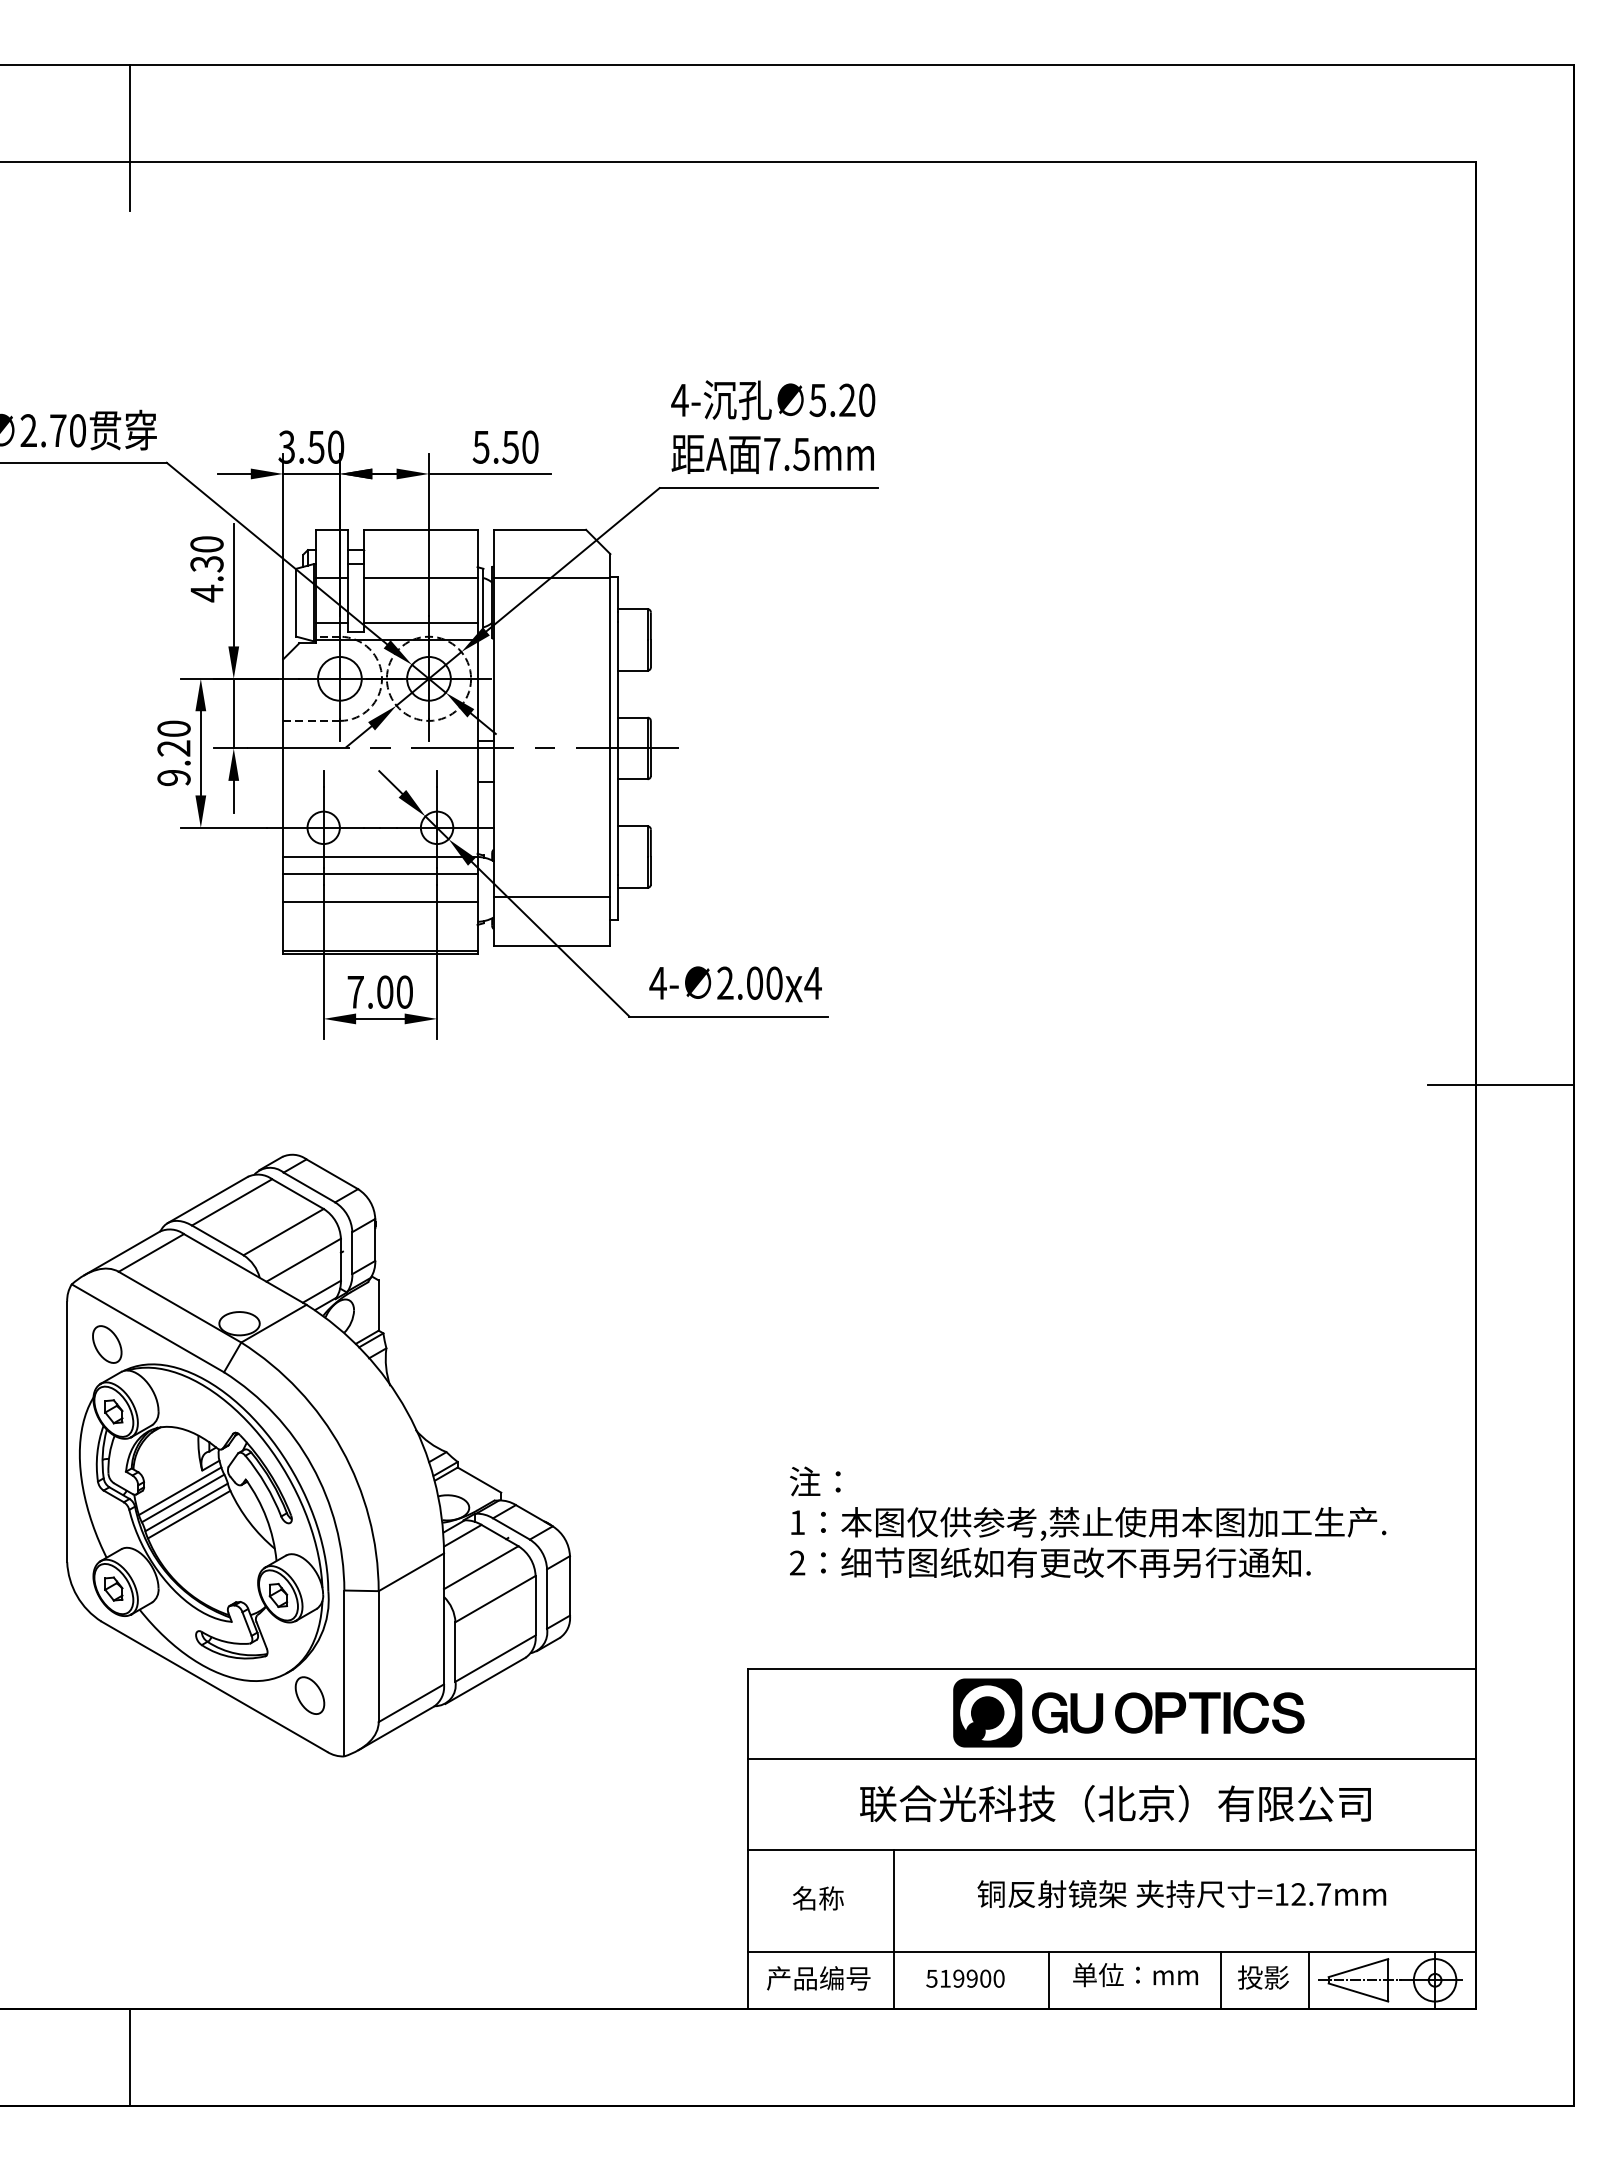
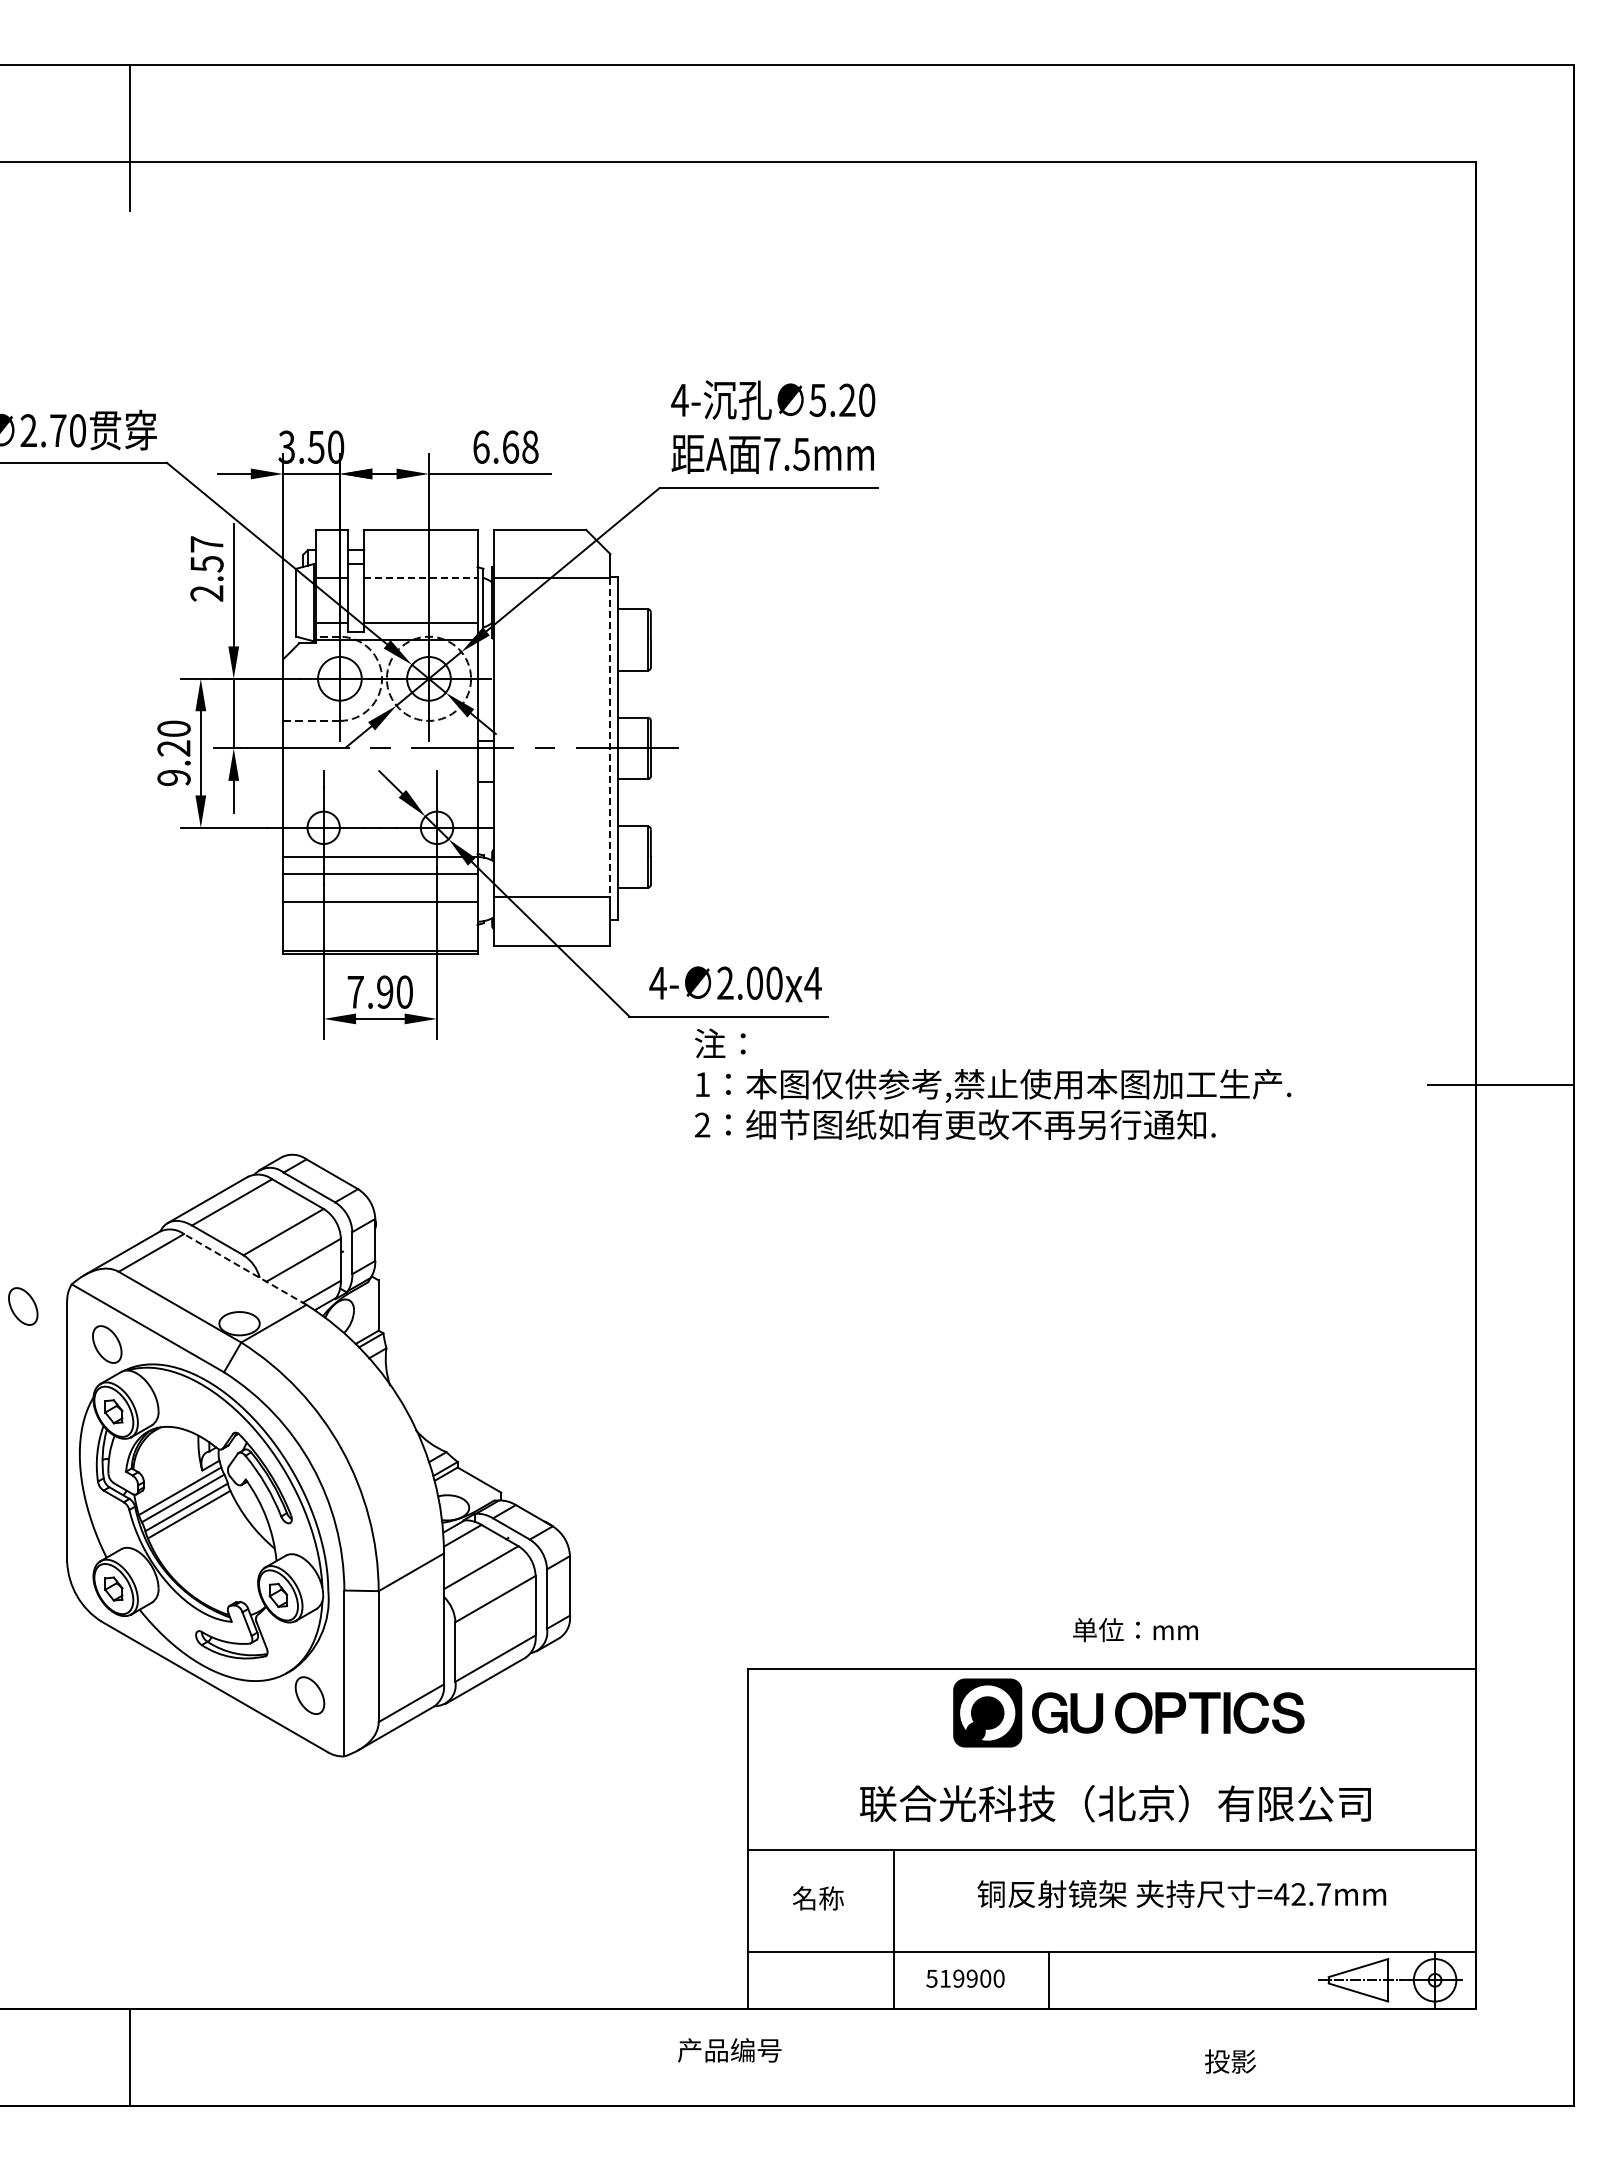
text: 5.50 -> 6.68 (505, 446)
text: 4.30 -> 2.57 (206, 569)
line: solid -> dashed (420, 578)
line: solid -> dashed (610, 737)
text: 7.00 -> 7.90 (385, 991)
line: solid -> dashed (245, 1269)
part: none -> present (23, 1306)
text position: (1088, 1521) -> (993, 1083) (993, 1083)
line: present -> none (1111, 1759)
text: =12.7mm -> =42.7mm (1281, 1894)
part position: (1135, 1975) -> (1135, 1630) (1135, 1630)
text position: (1263, 1977) -> (1230, 2061) (1230, 2061)
text position: (818, 1978) -> (729, 2050) (729, 2050)
line: present -> none (1220, 1979)
line: present -> none (1309, 1979)
